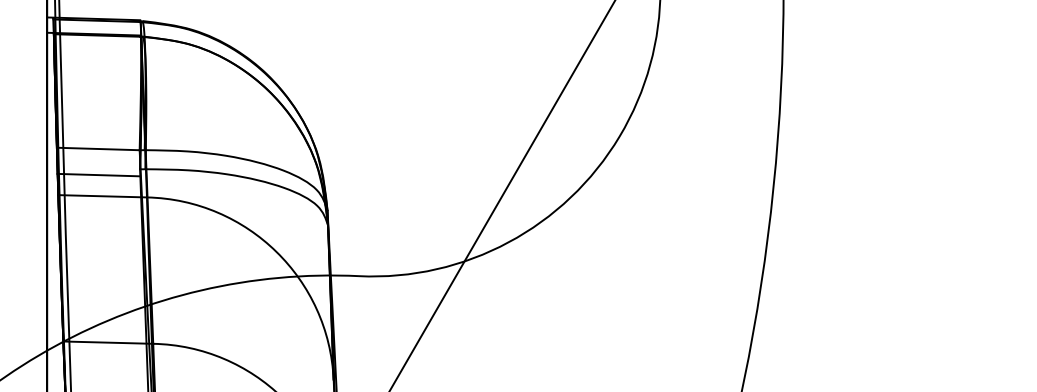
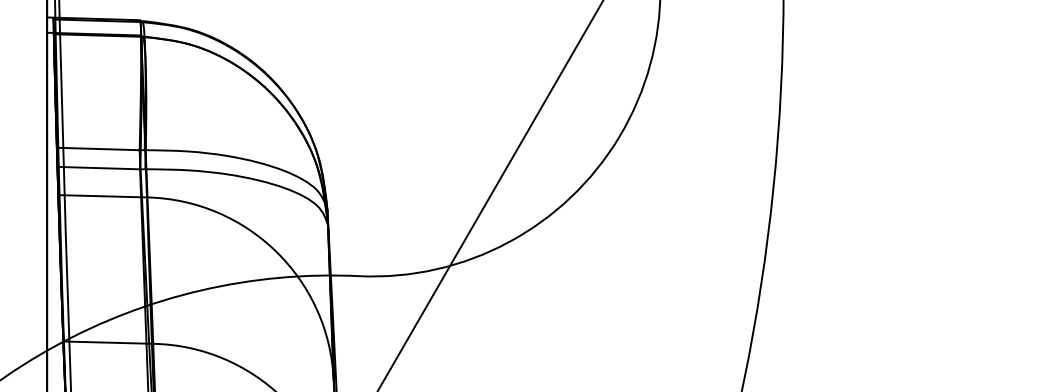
line position: (98, 174) -> (98, 167) (98, 167)
line position: (502, 195) -> (490, 195) (490, 195)
